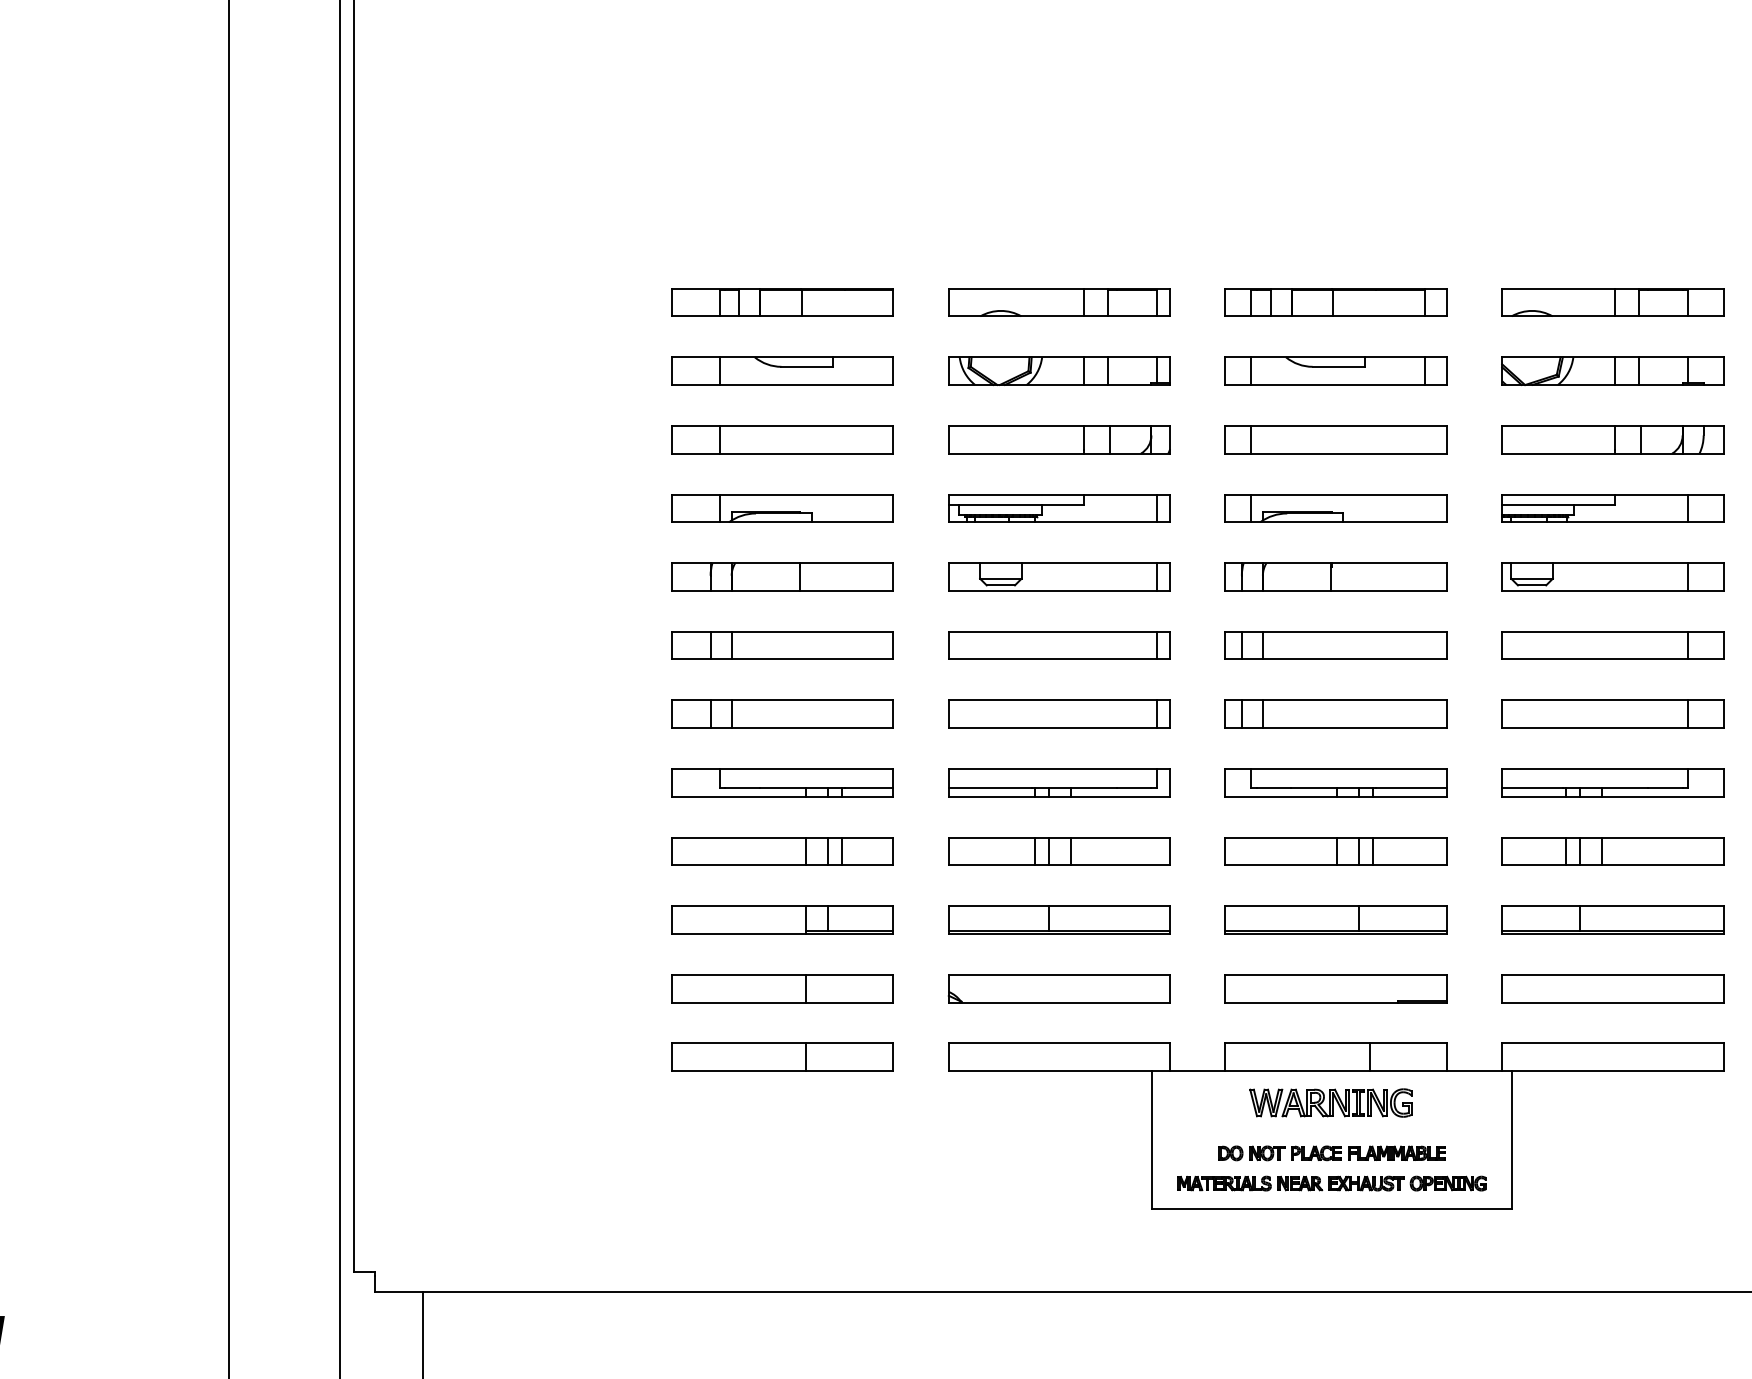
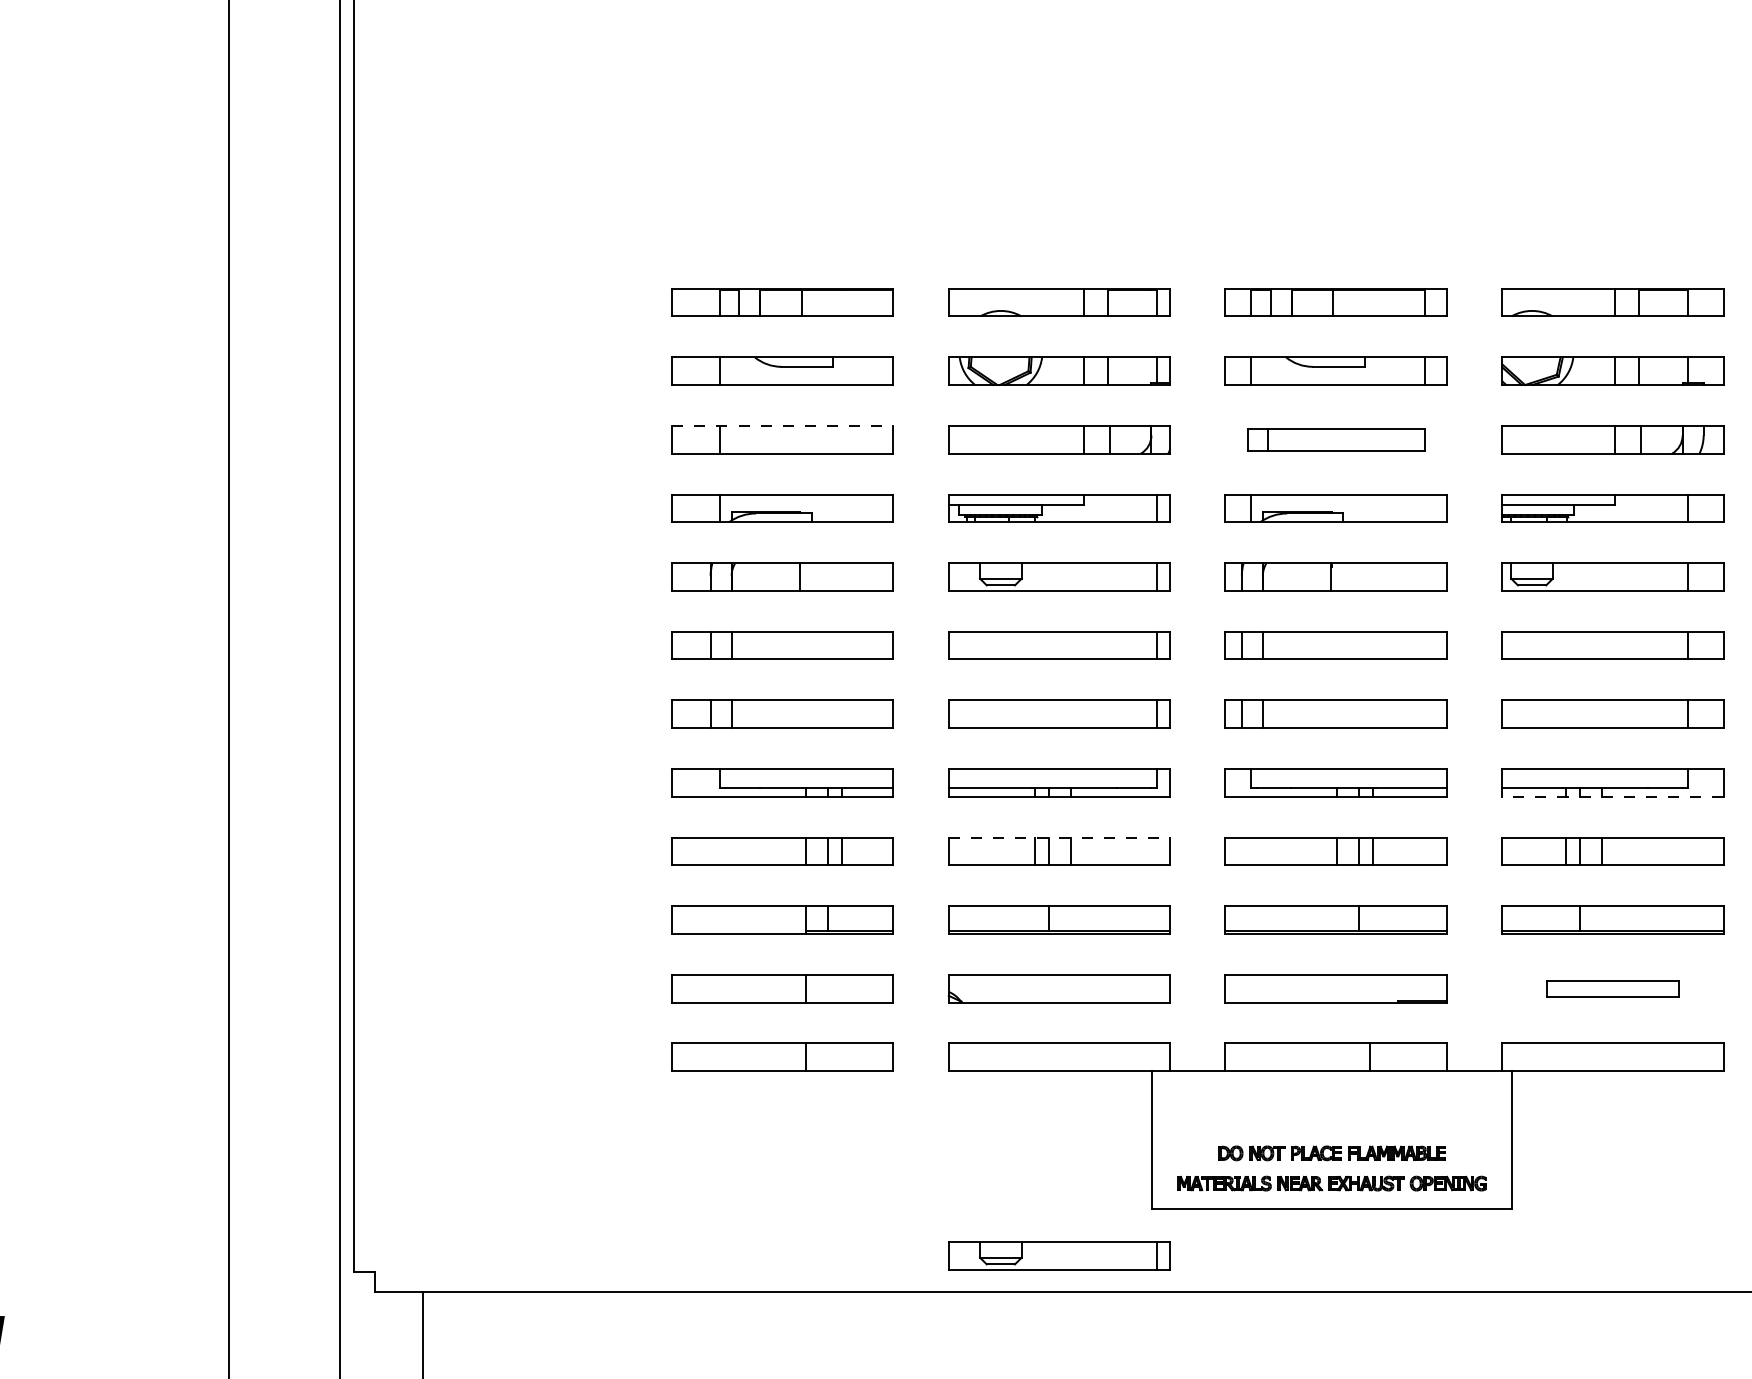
line: solid -> dashed (782, 425)
part size: 224x30 px -> 179x24 px (1336, 439)
line: solid -> dashed (1612, 796)
line: solid -> dashed (1059, 837)
part size: 224x30 px -> 134x18 px (1612, 988)
part: present -> none (1330, 1102)
part: none -> present (1059, 1255)
